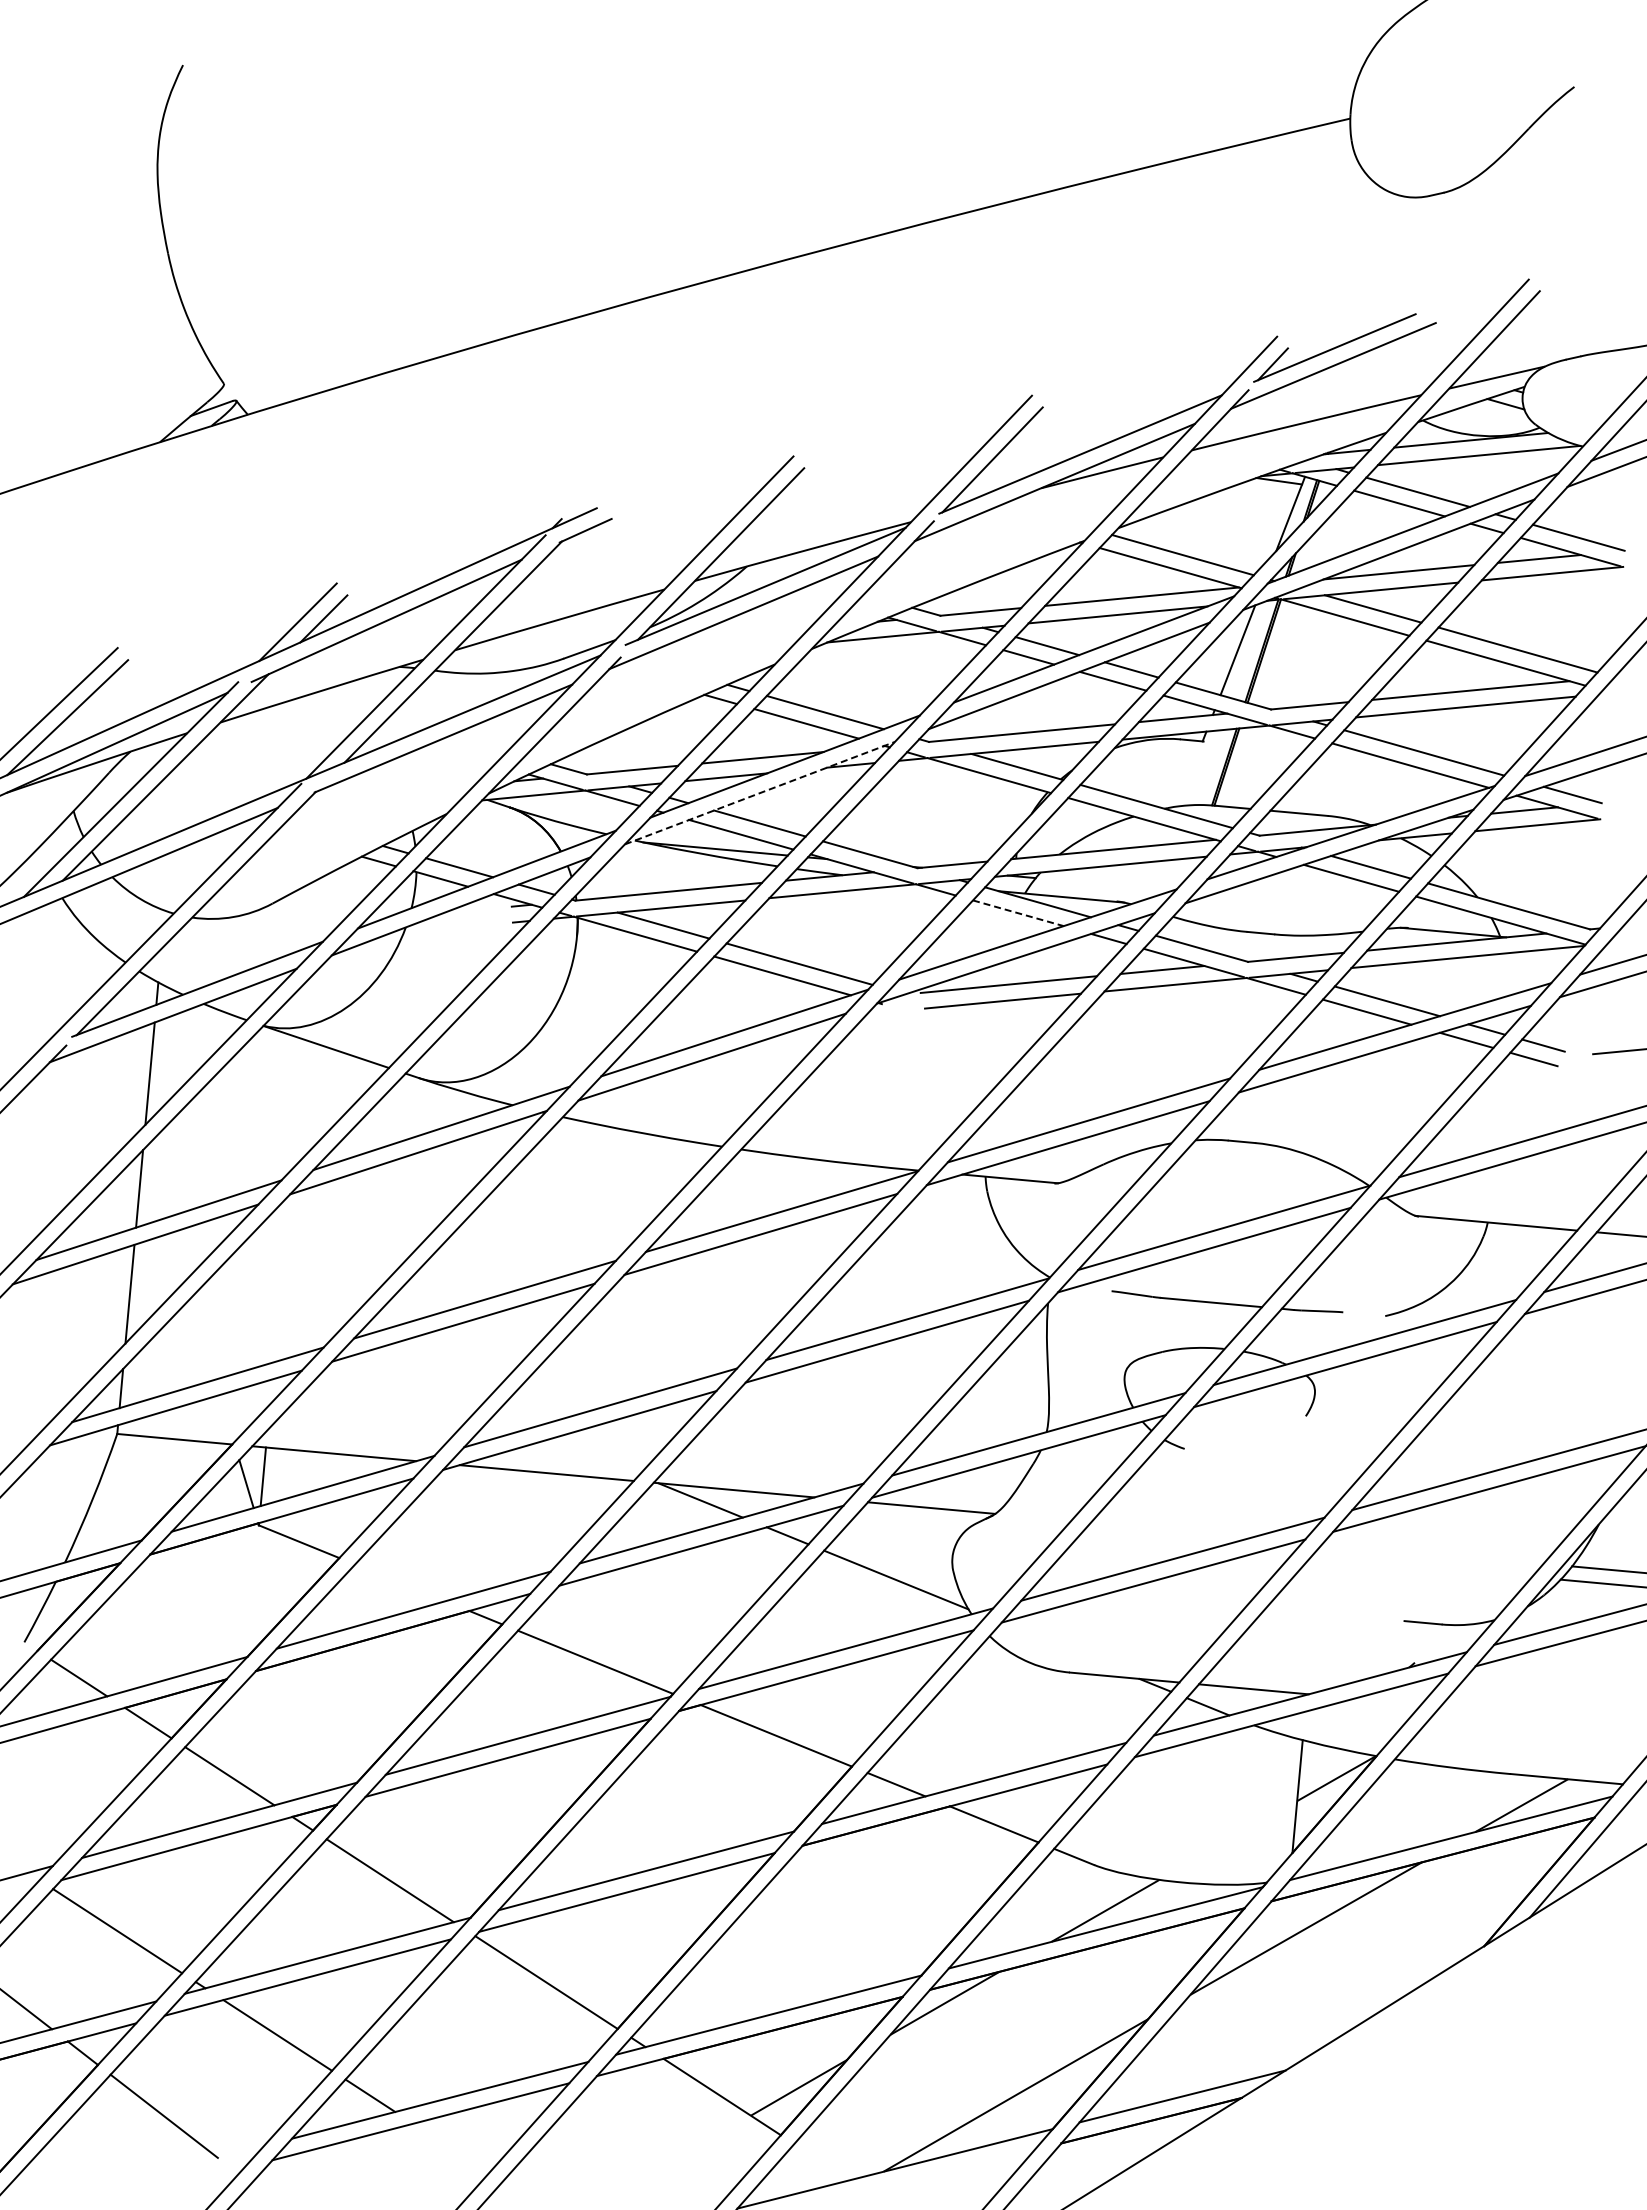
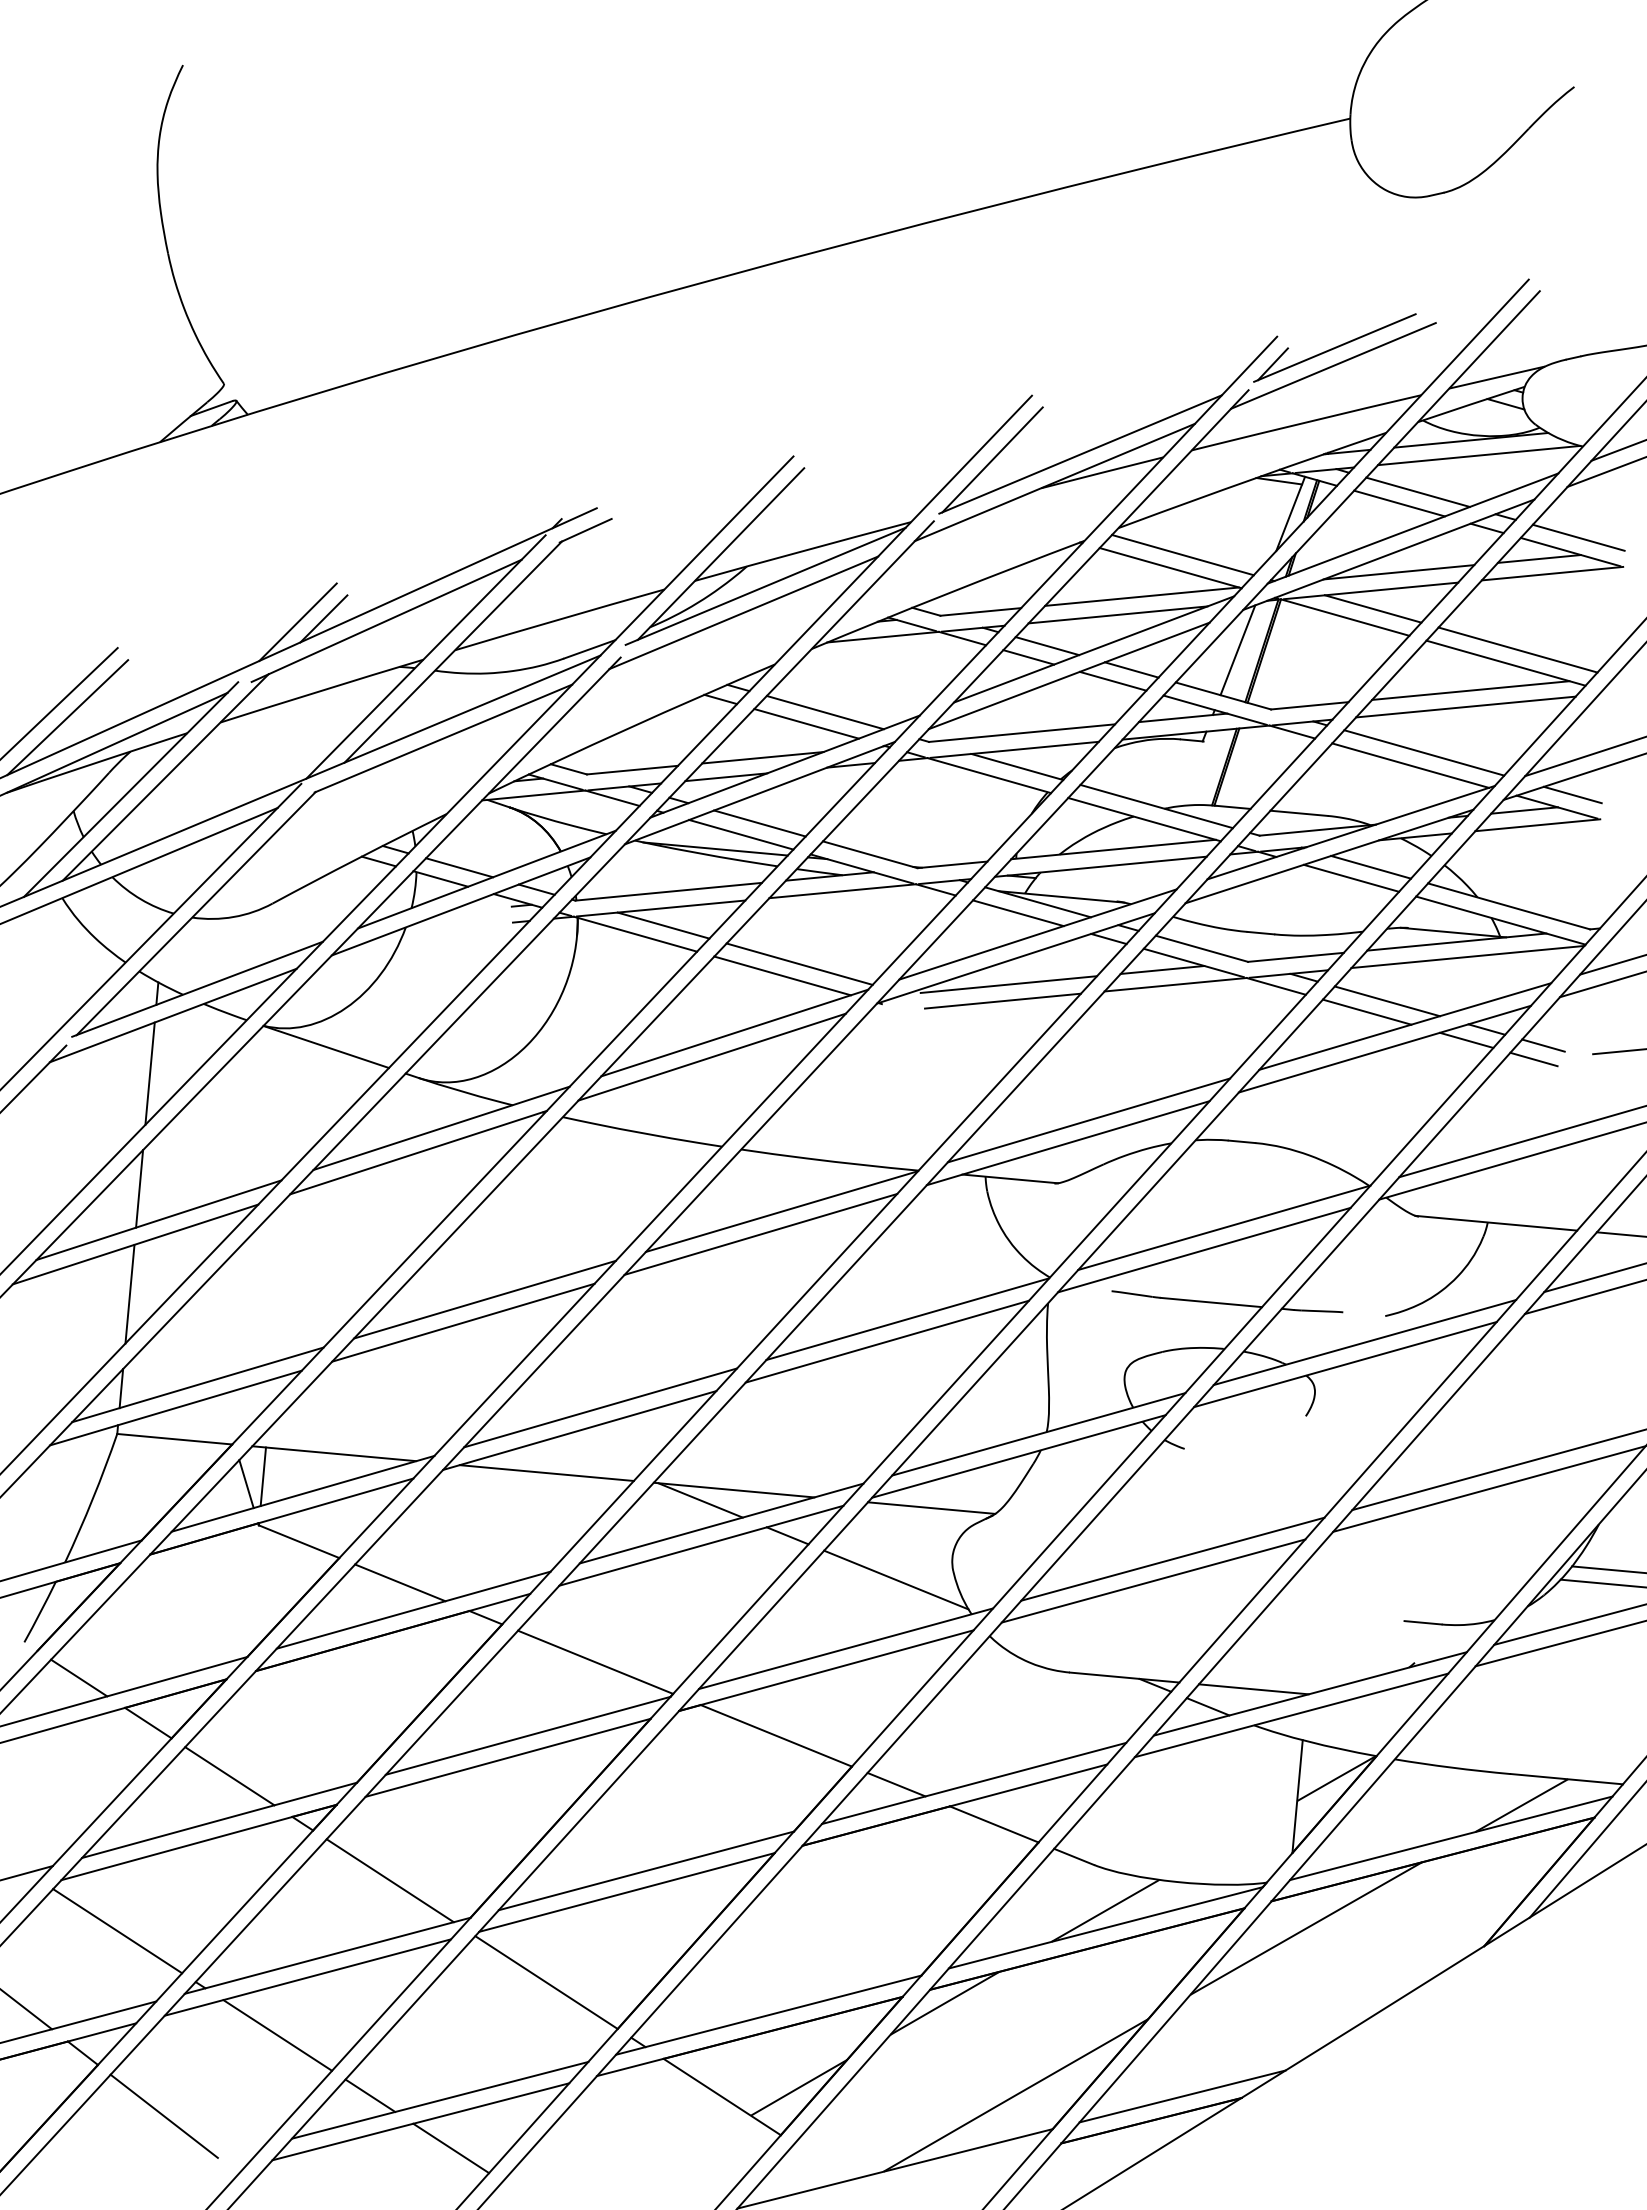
line: dashed -> solid (760, 792)
line: dashed -> solid (1018, 913)
line: none -> present (400, 1582)
line: none -> present (451, 2148)
